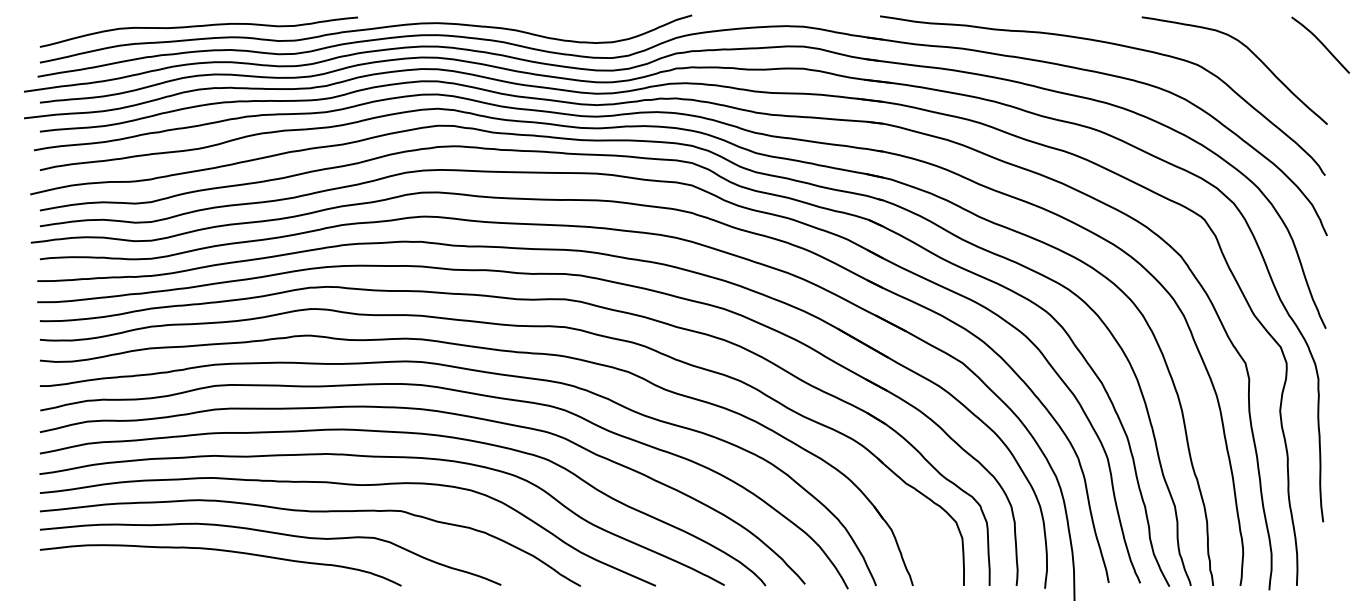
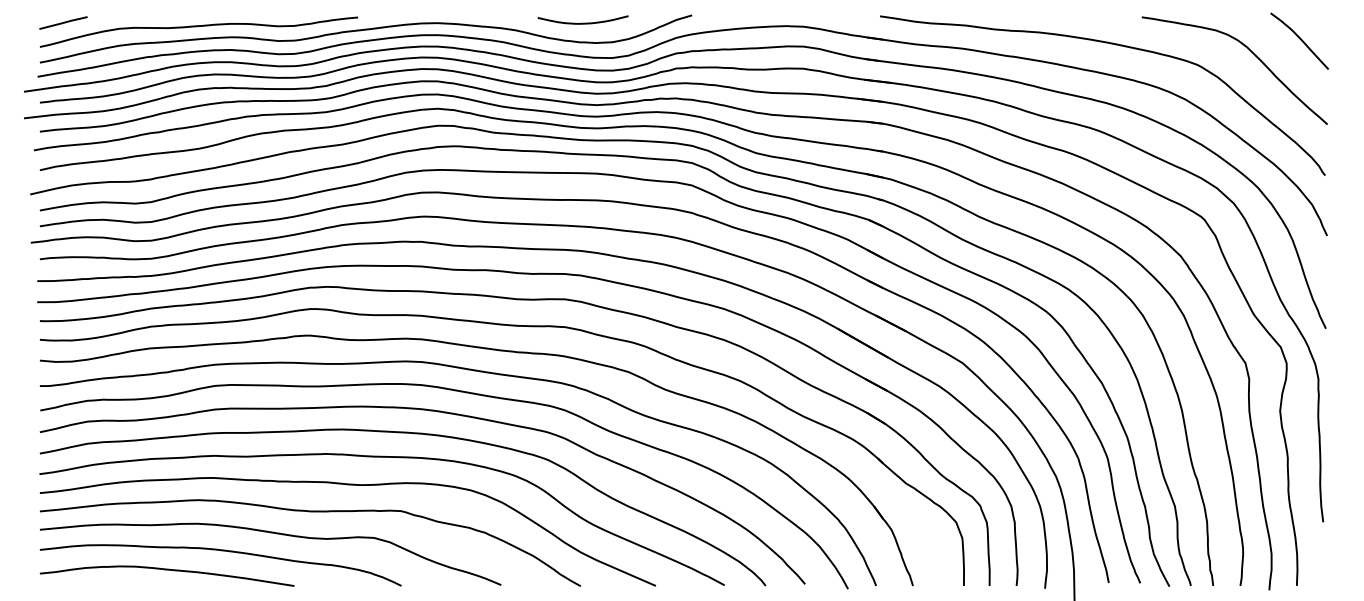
line: none -> present (63, 22)
curve: none -> present (582, 22)
curve position: (1320, 43) -> (1299, 39) (1299, 39)
curve: none -> present (166, 570)
